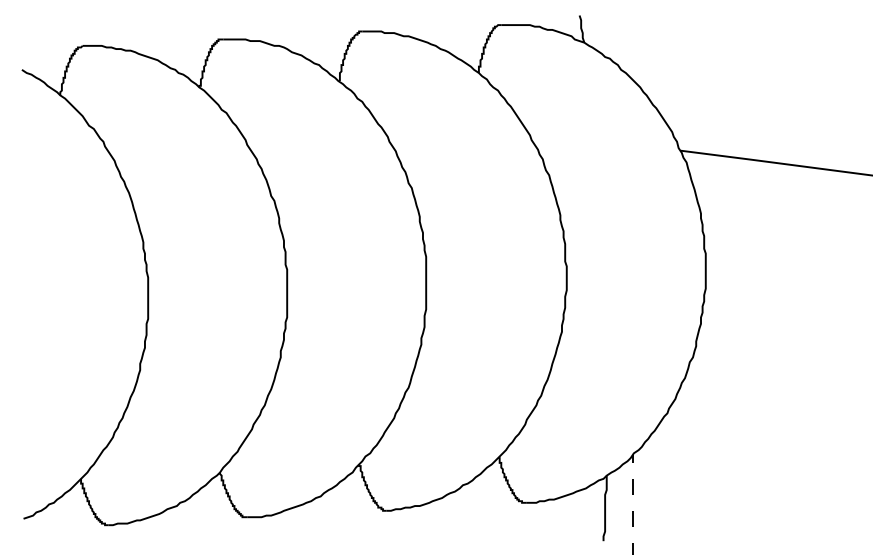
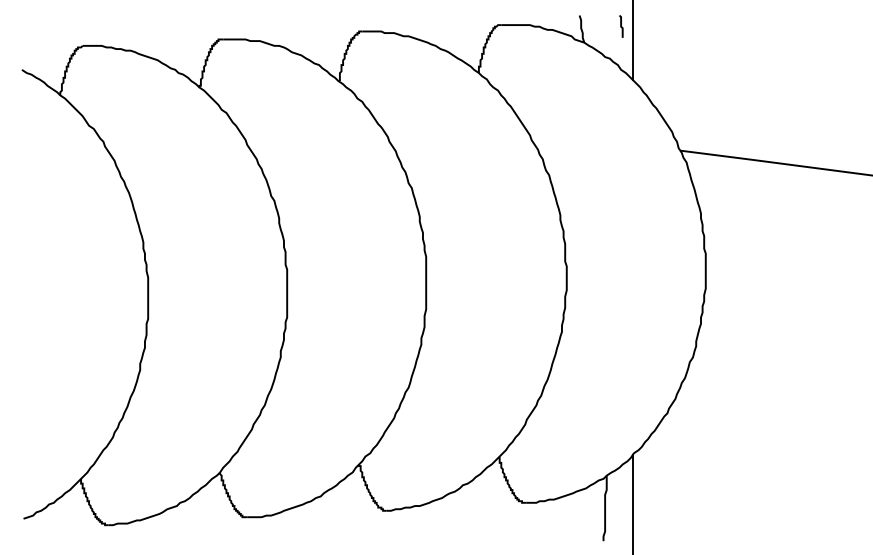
line: none -> present (621, 26)
line: none -> present (633, 41)
line: dashed -> solid (633, 504)
